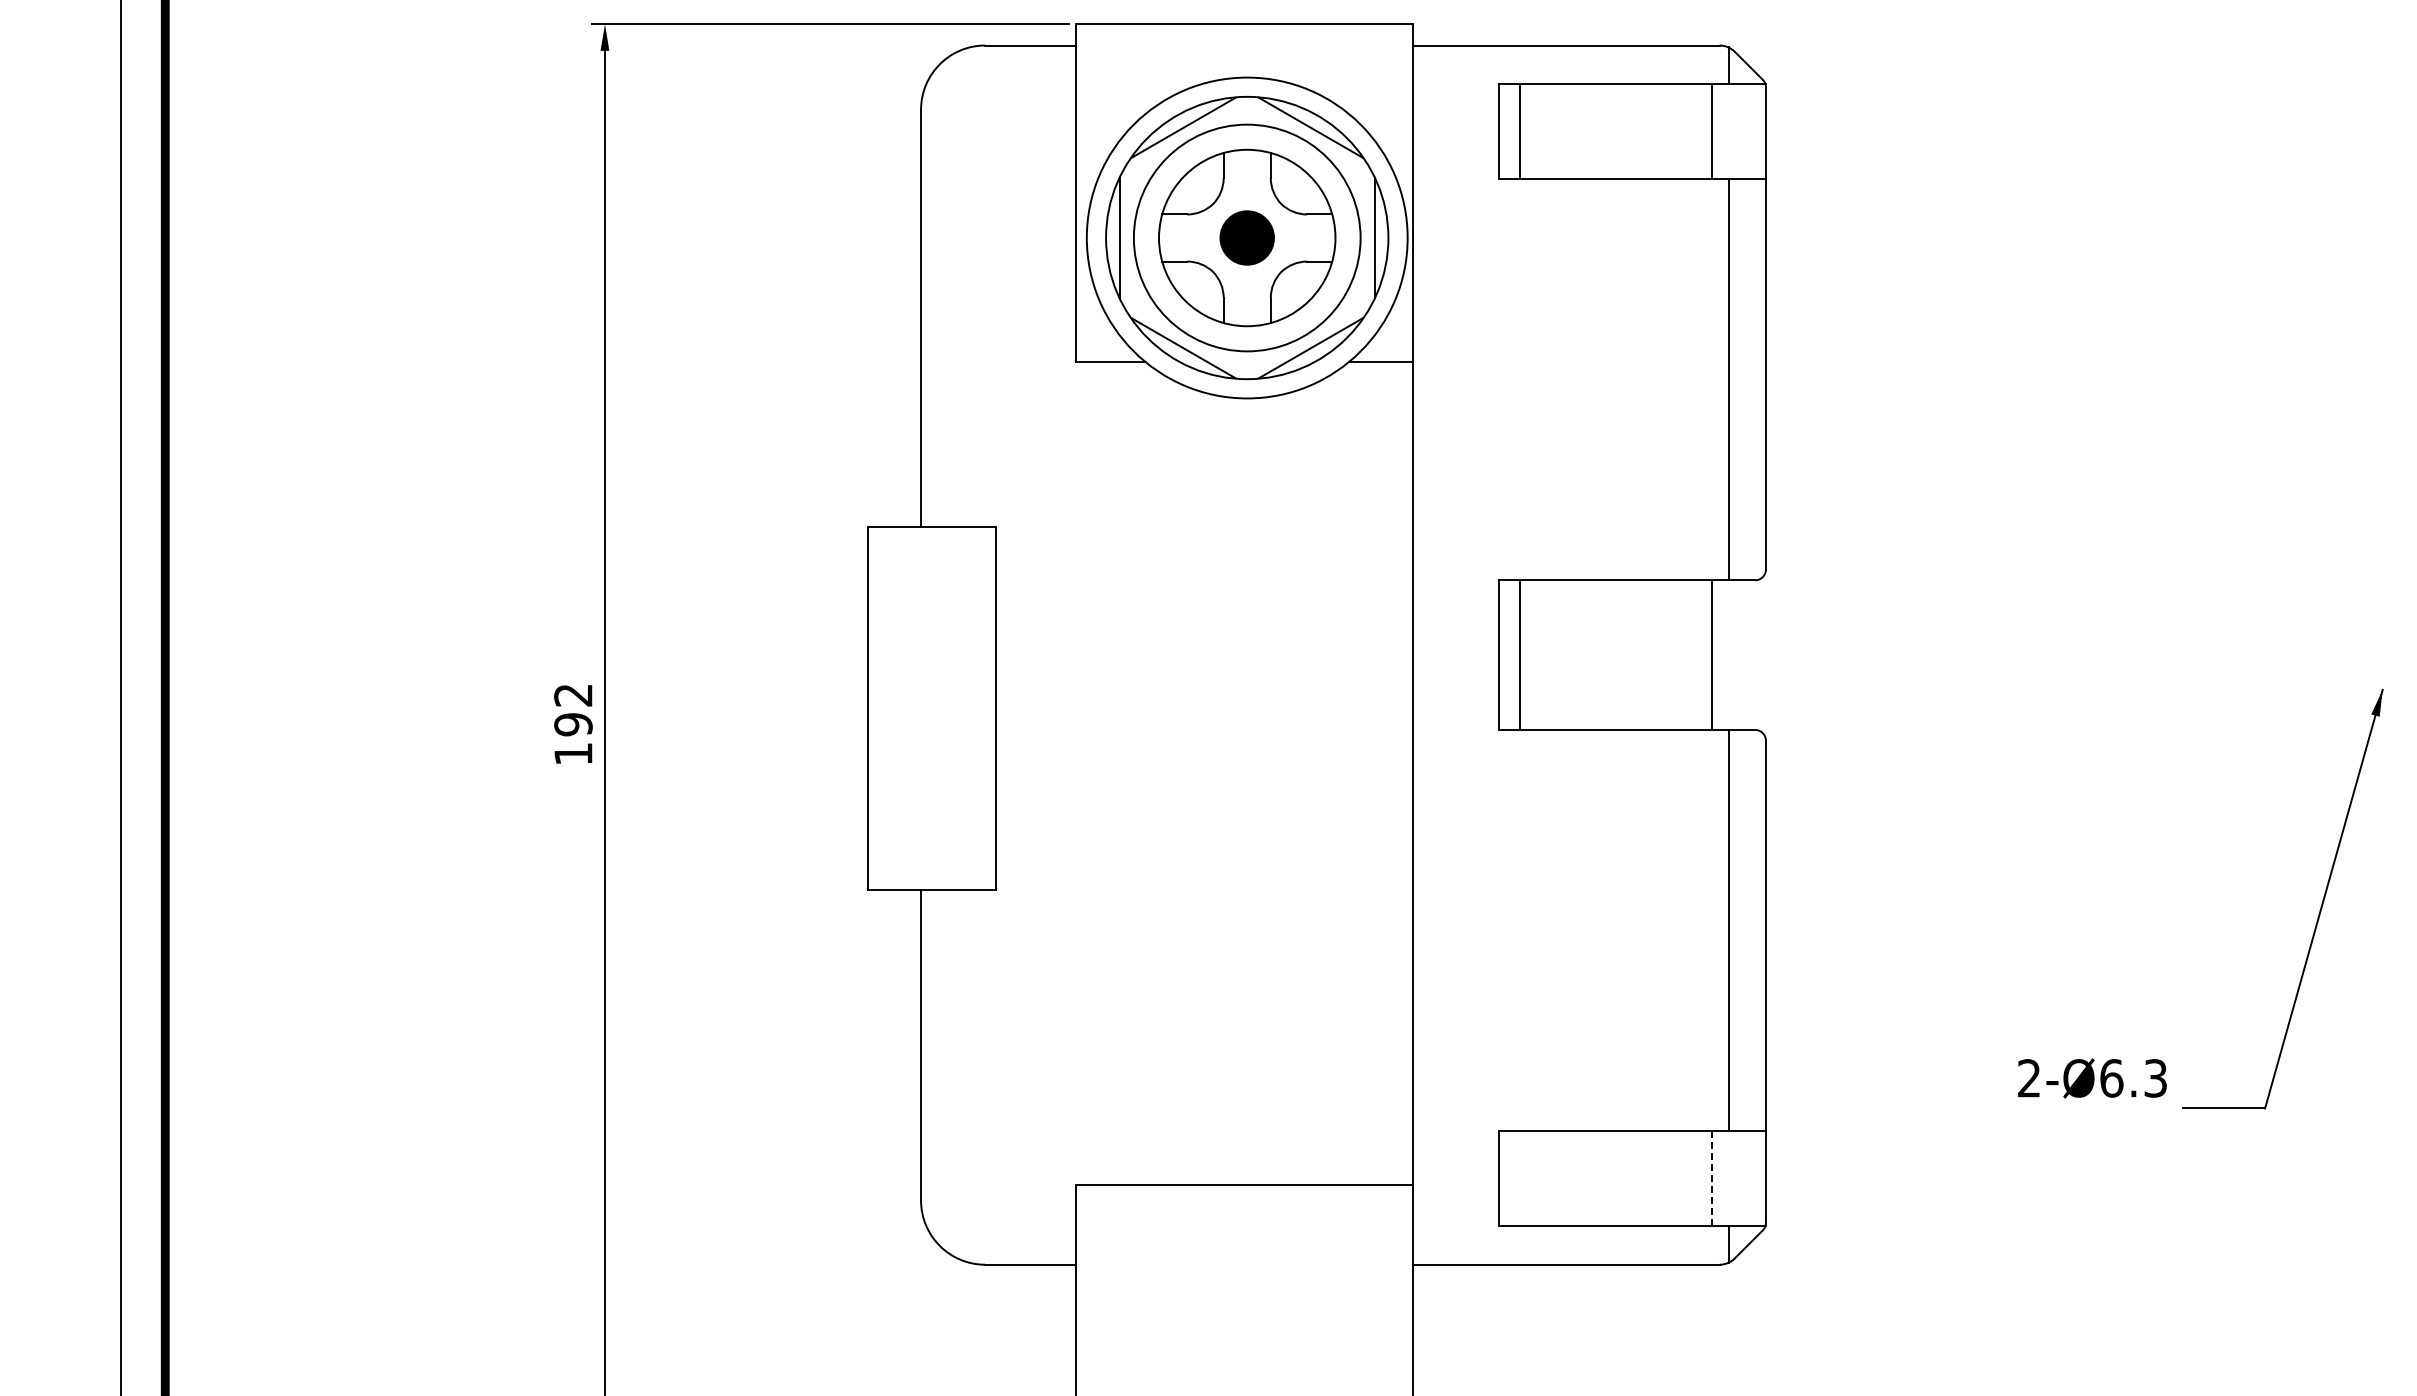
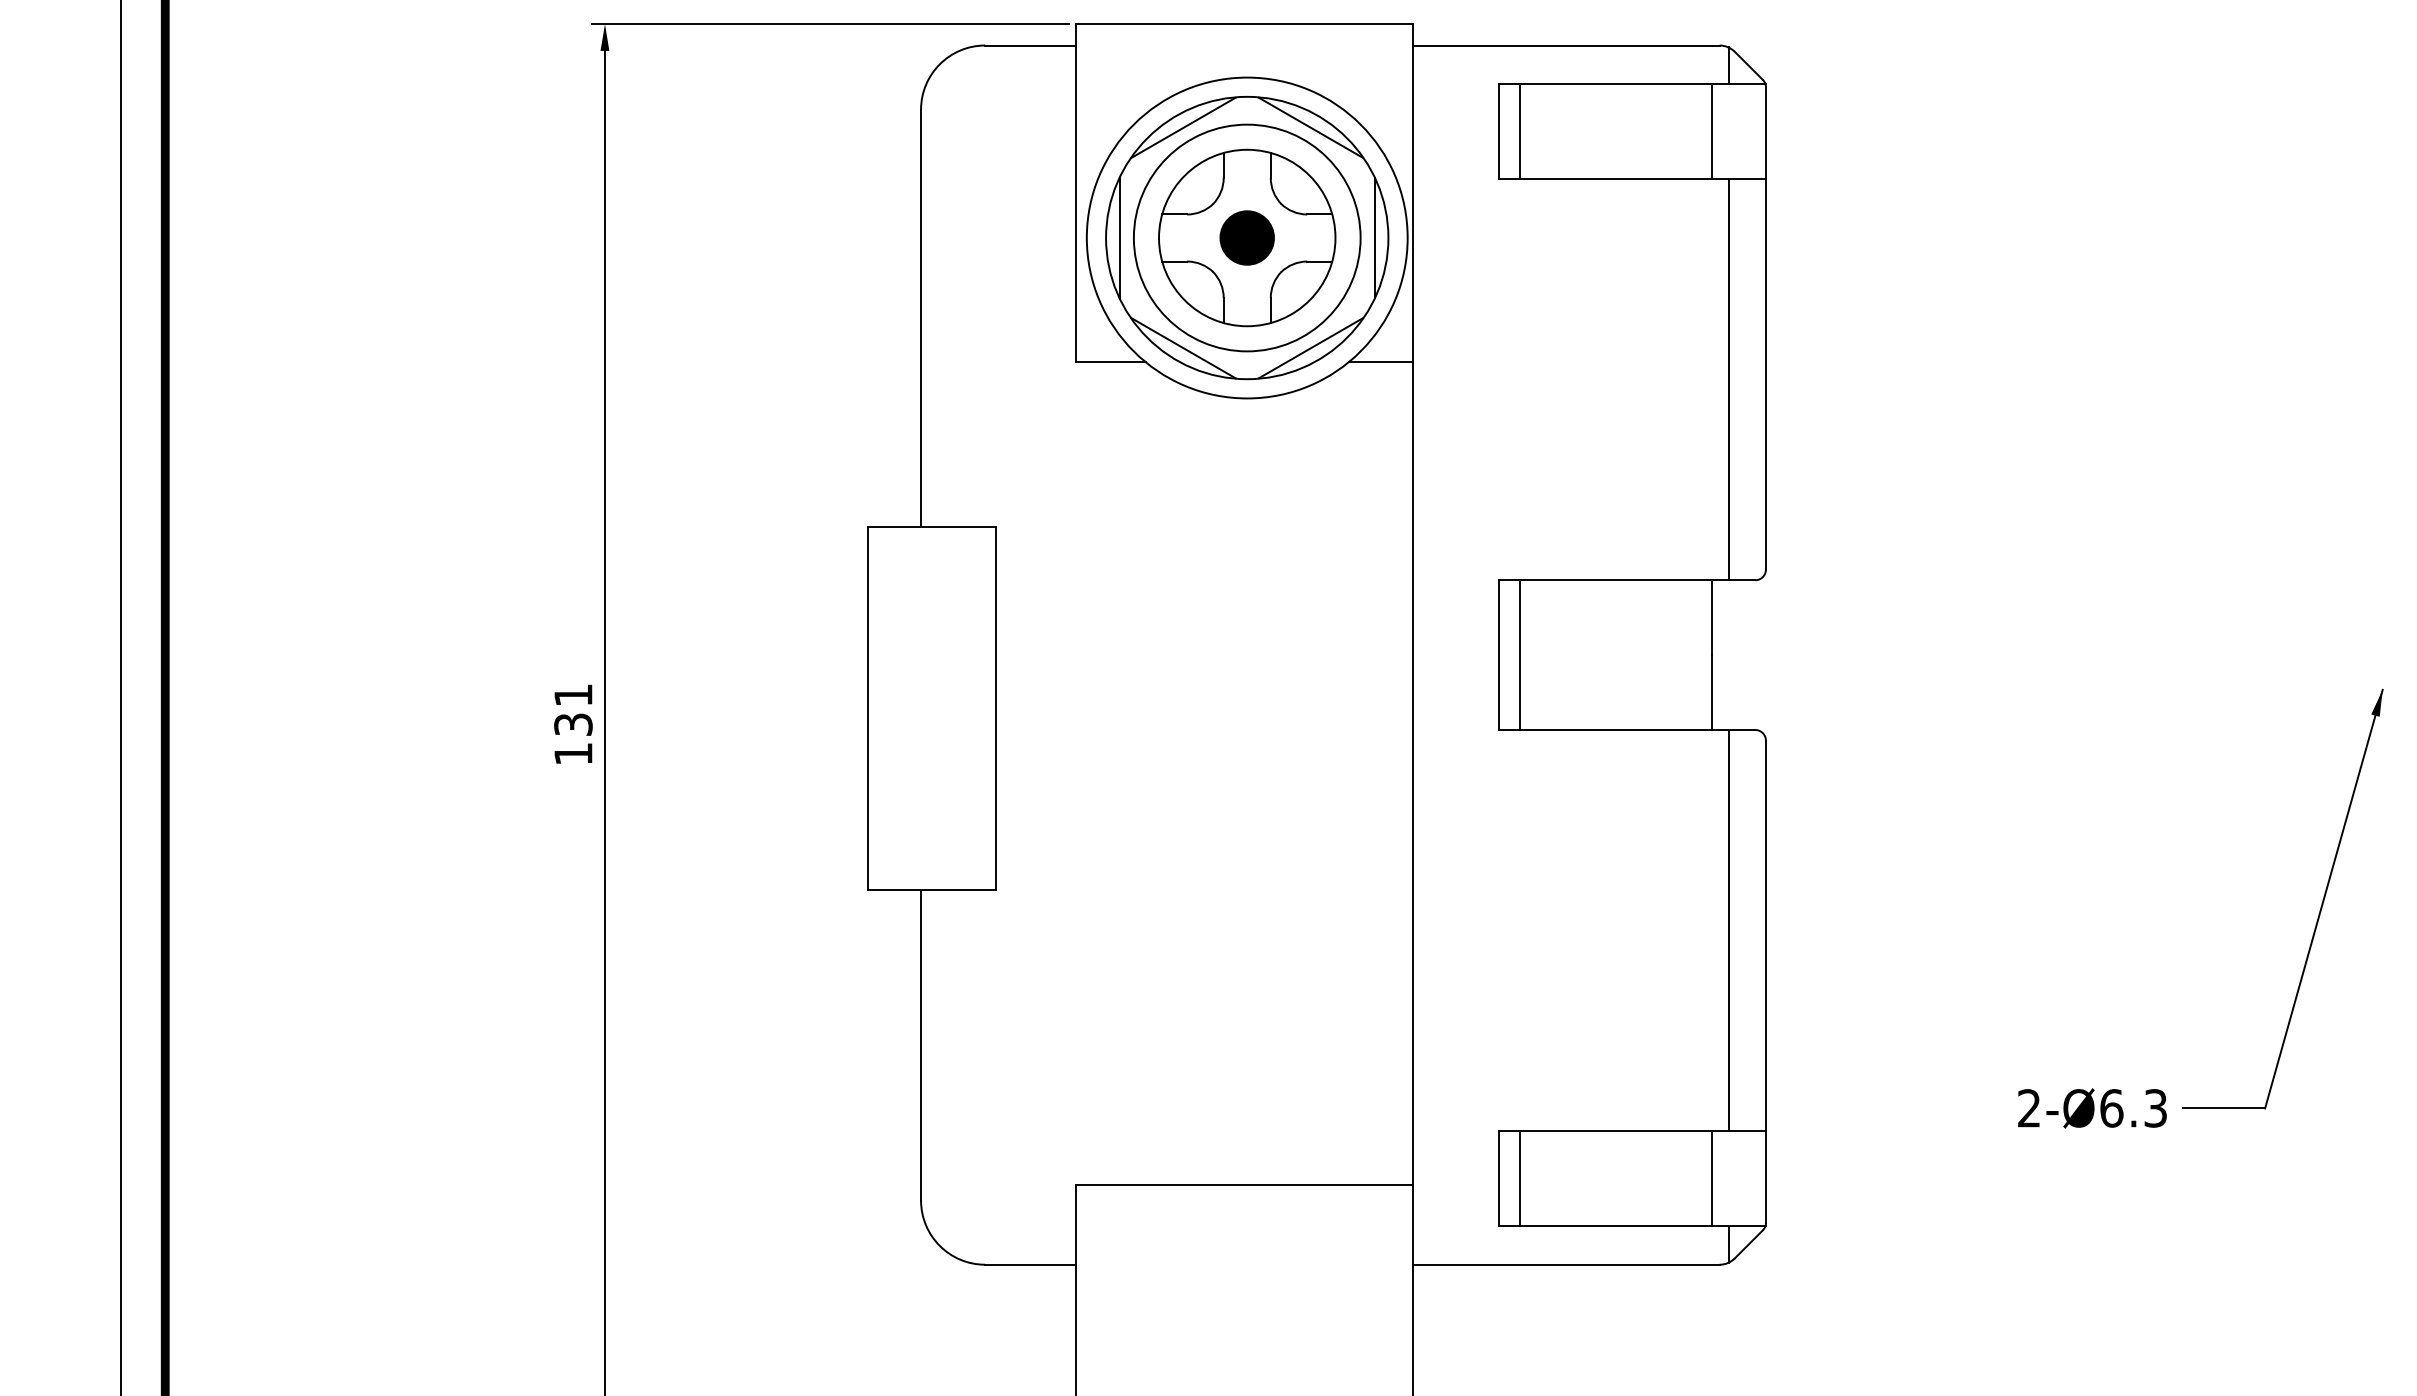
text: 192 -> 131 (573, 710)
text position: (2092, 1078) -> (2092, 1108) (2092, 1108)
line: none -> present (1519, 1177)
line: dashed -> solid (1712, 1178)
